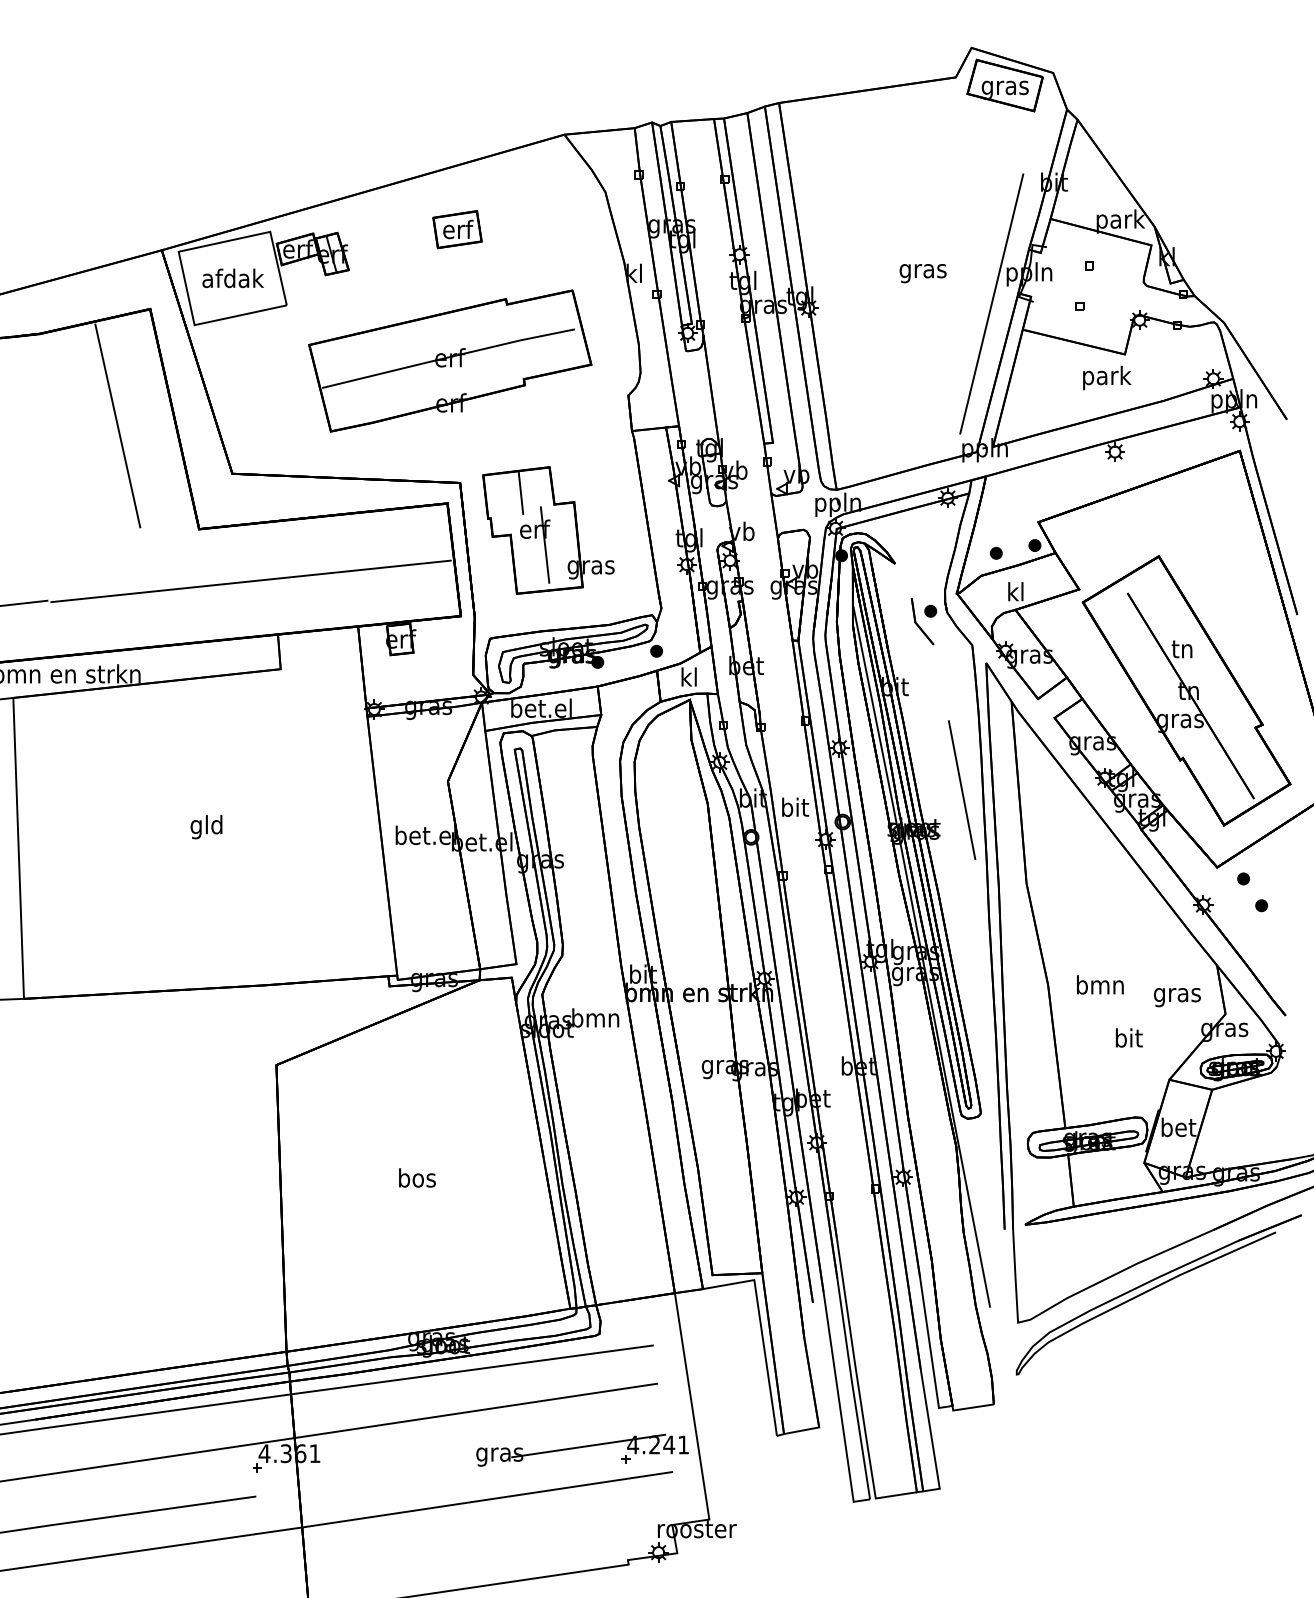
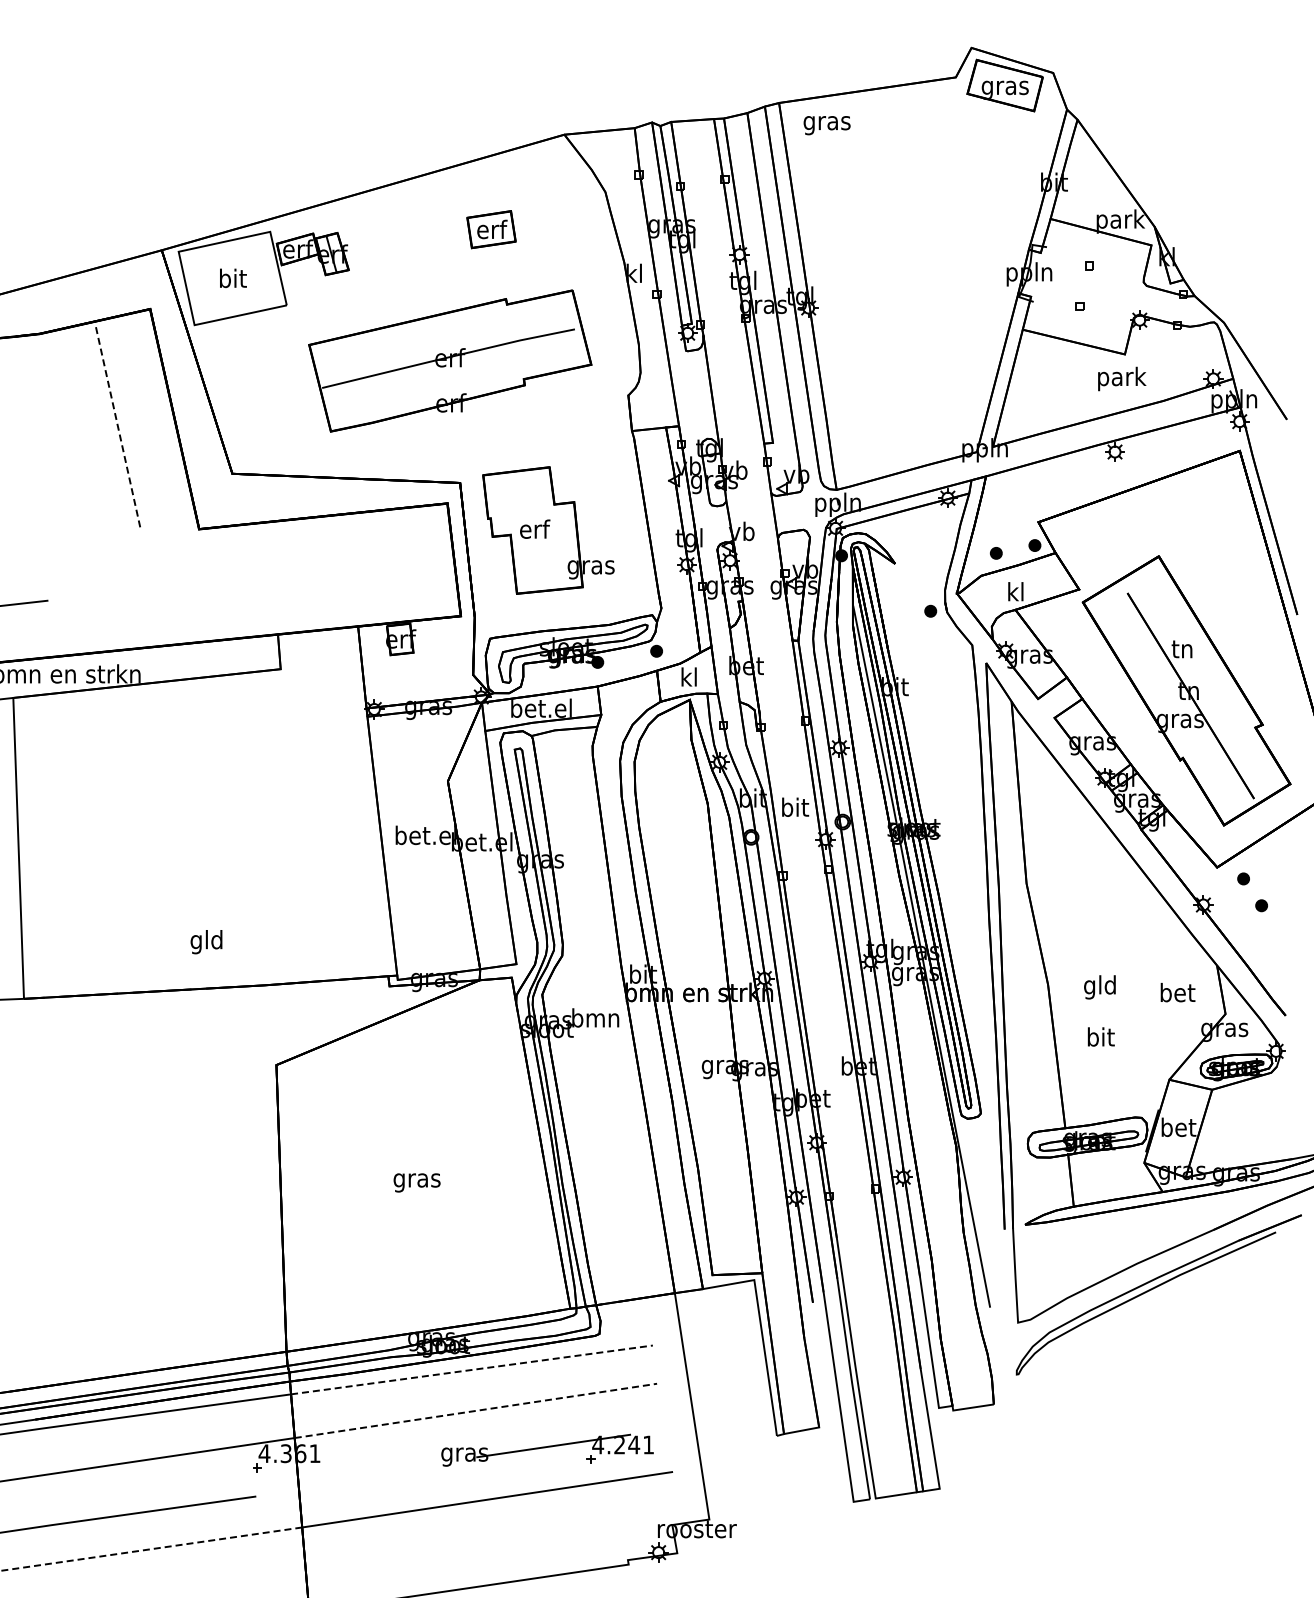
part position: (457, 229) -> (491, 229) (491, 229)
text position: (922, 273) -> (826, 125) (826, 125)
text: afdak -> bit (232, 278)
line: present -> none (991, 303)
text position: (1107, 377) -> (1122, 378) (1122, 378)
line: solid -> dashed (117, 425)
line: present -> none (520, 492)
line: present -> none (544, 544)
line: present -> none (250, 581)
part: present -> none (922, 621)
line: present -> none (961, 790)
text position: (206, 827) -> (206, 942) (206, 942)
text: bmn -> gld (1100, 987)
text: gras -> bet (1177, 994)
text position: (1128, 1037) -> (1100, 1036) (1100, 1036)
text: bos -> gras (416, 1180)
line: solid -> dashed (472, 1369)
line: solid -> dashed (476, 1410)
part position: (582, 1449) -> (547, 1449) (547, 1449)
line: solid -> dashed (150, 1549)
